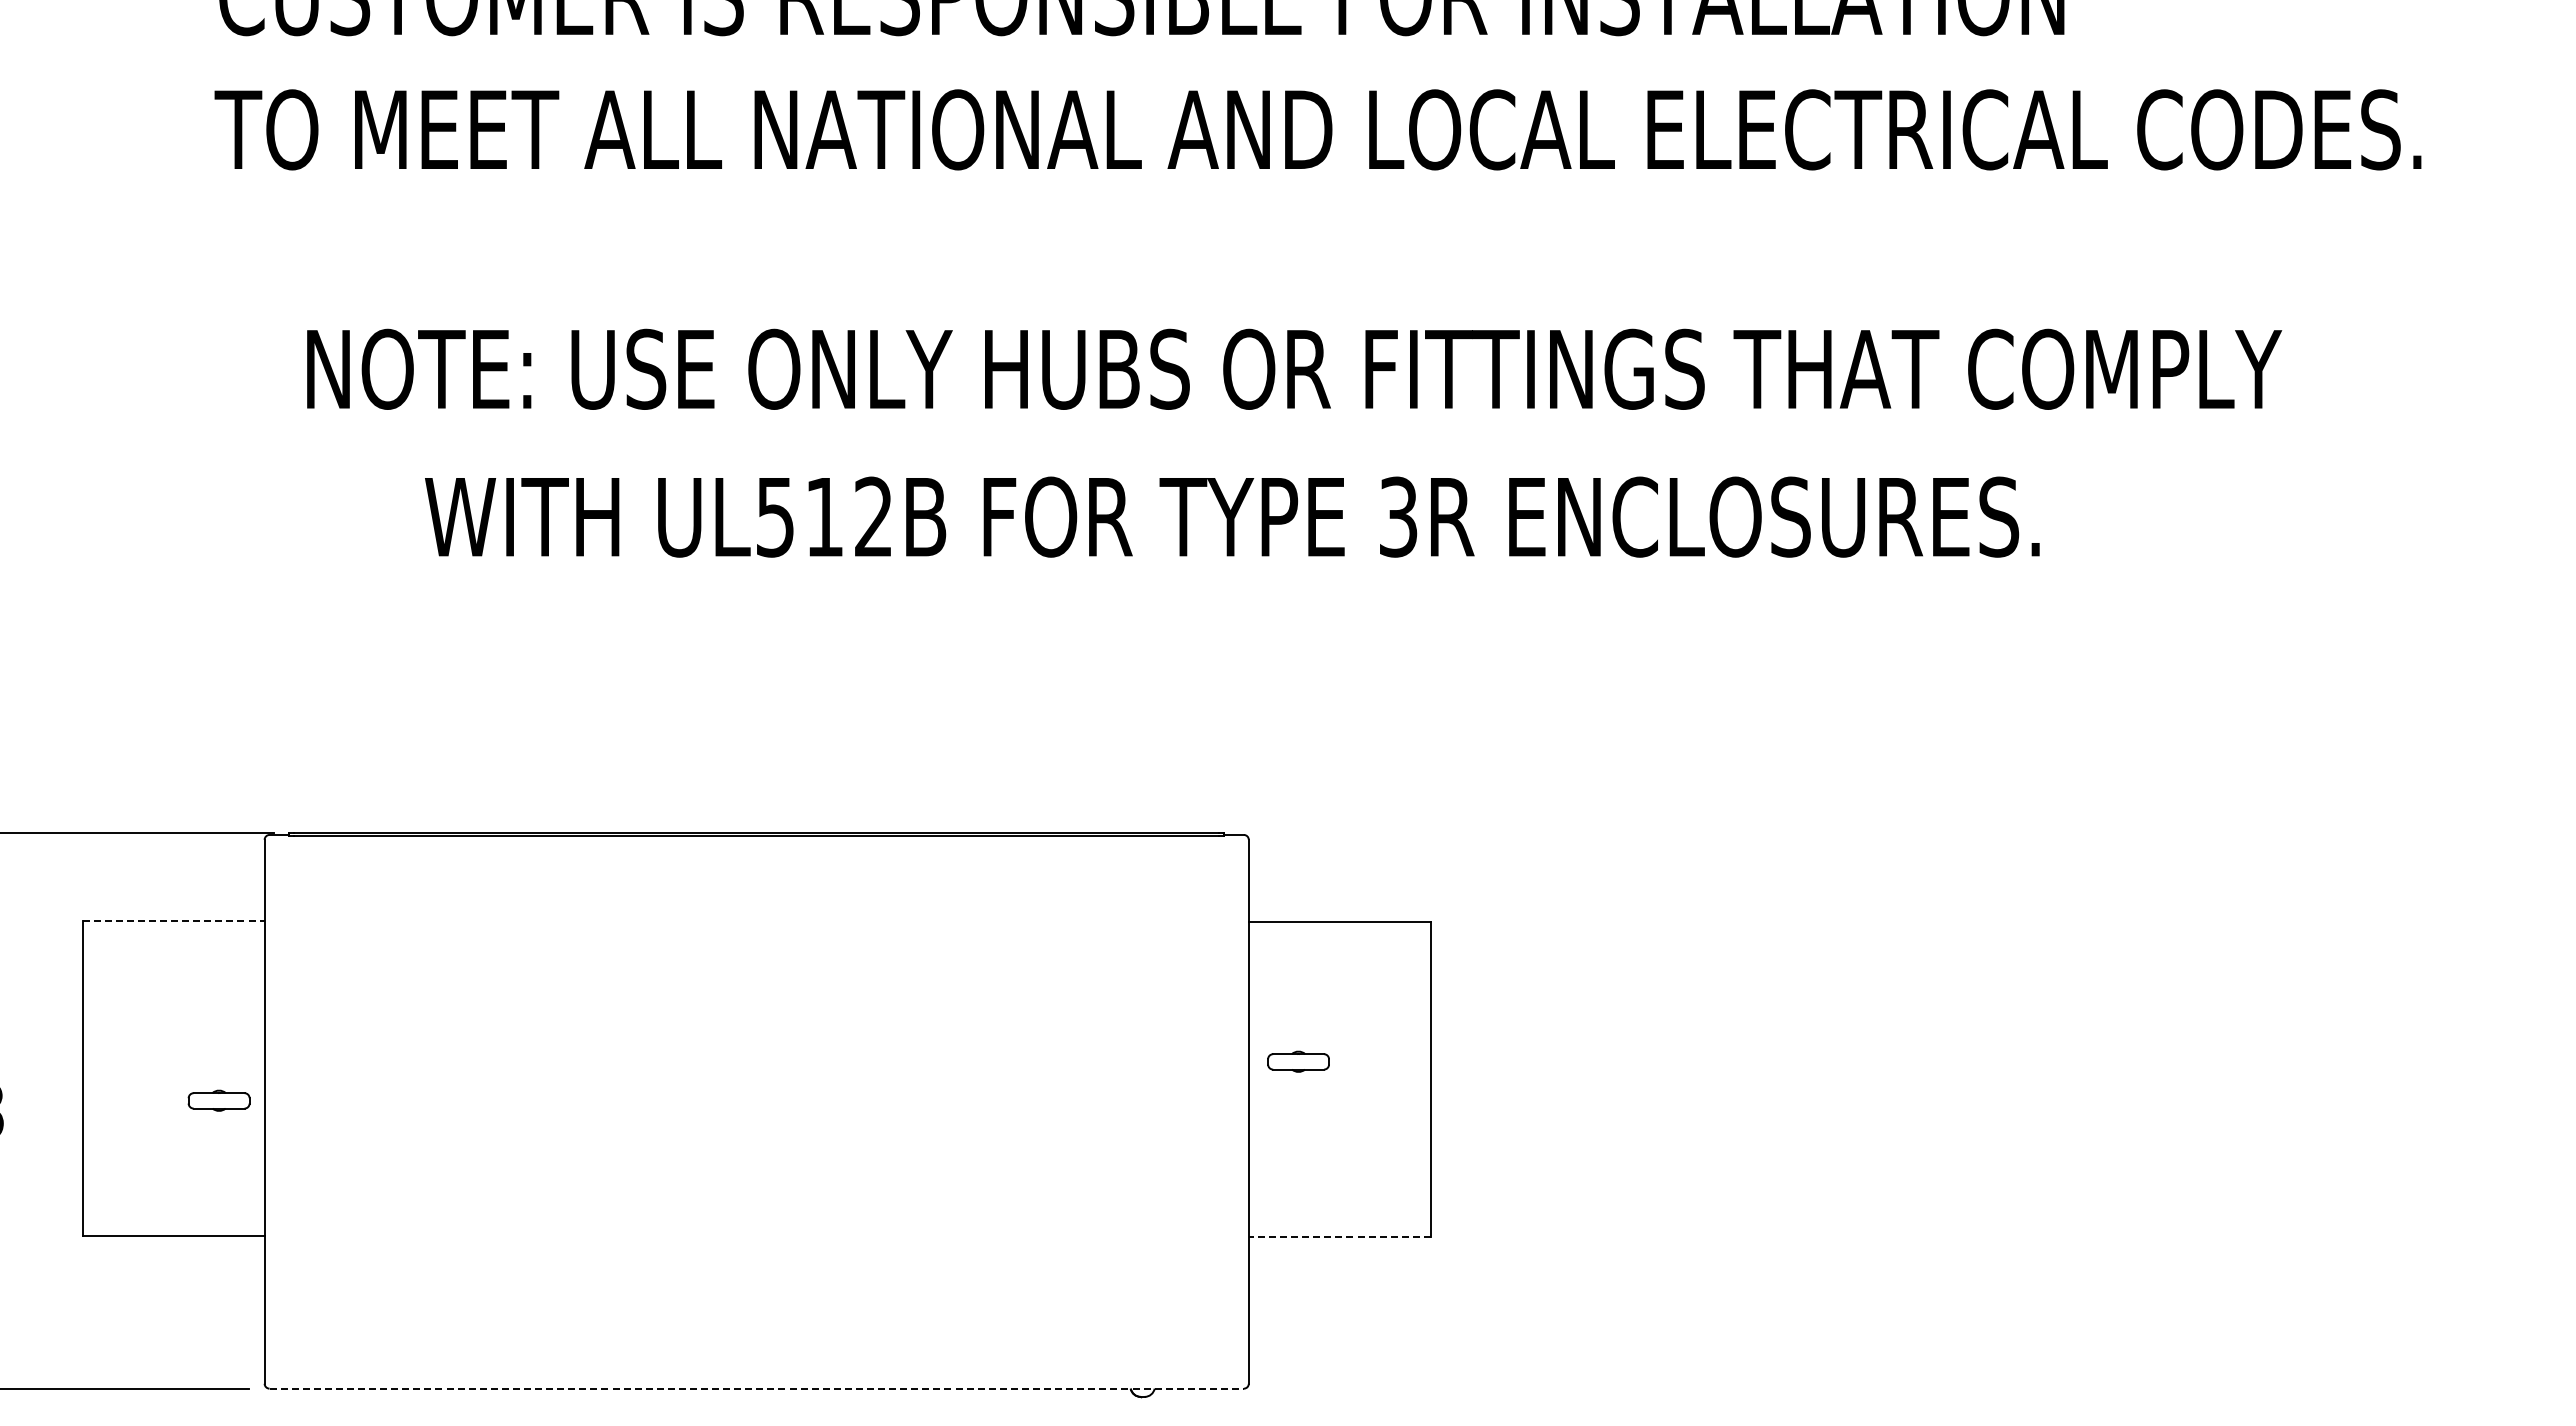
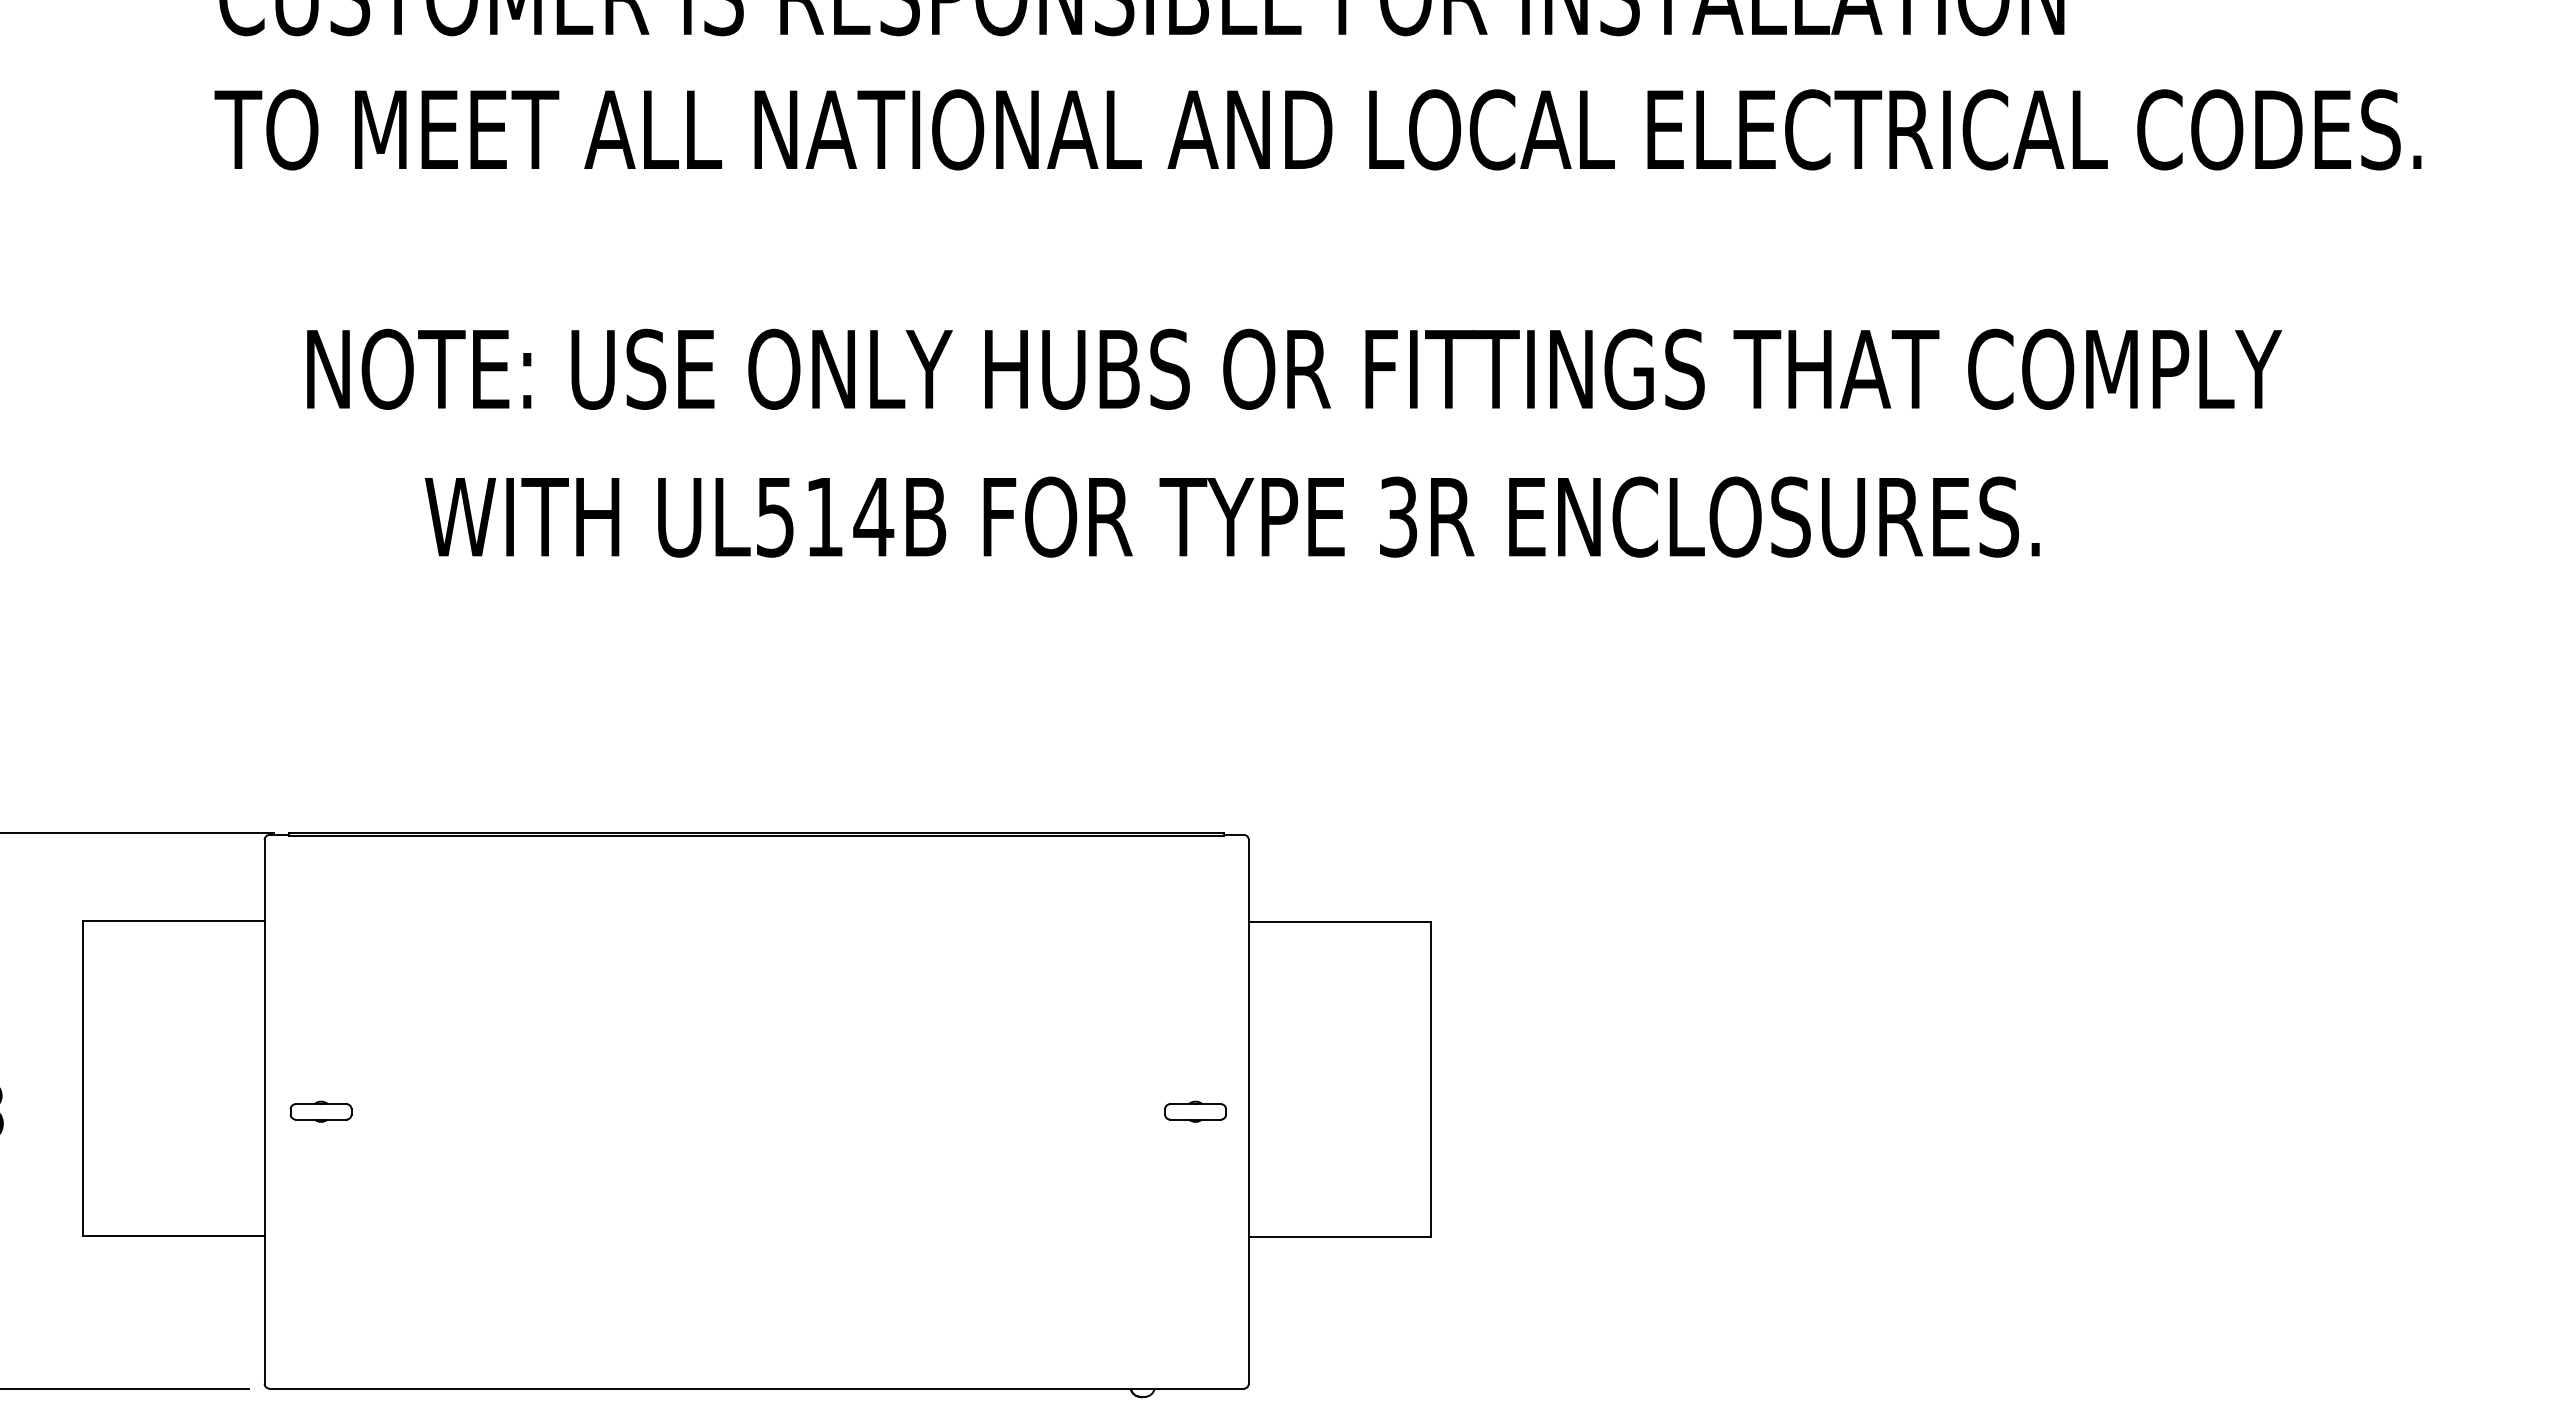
text: UL512B -> UL514B (873, 516)
line: dashed -> solid (174, 921)
part position: (1298, 1061) -> (1195, 1111) (1195, 1111)
part position: (218, 1100) -> (320, 1111) (320, 1111)
line: dashed -> solid (1339, 1236)
line: dashed -> solid (757, 1388)
